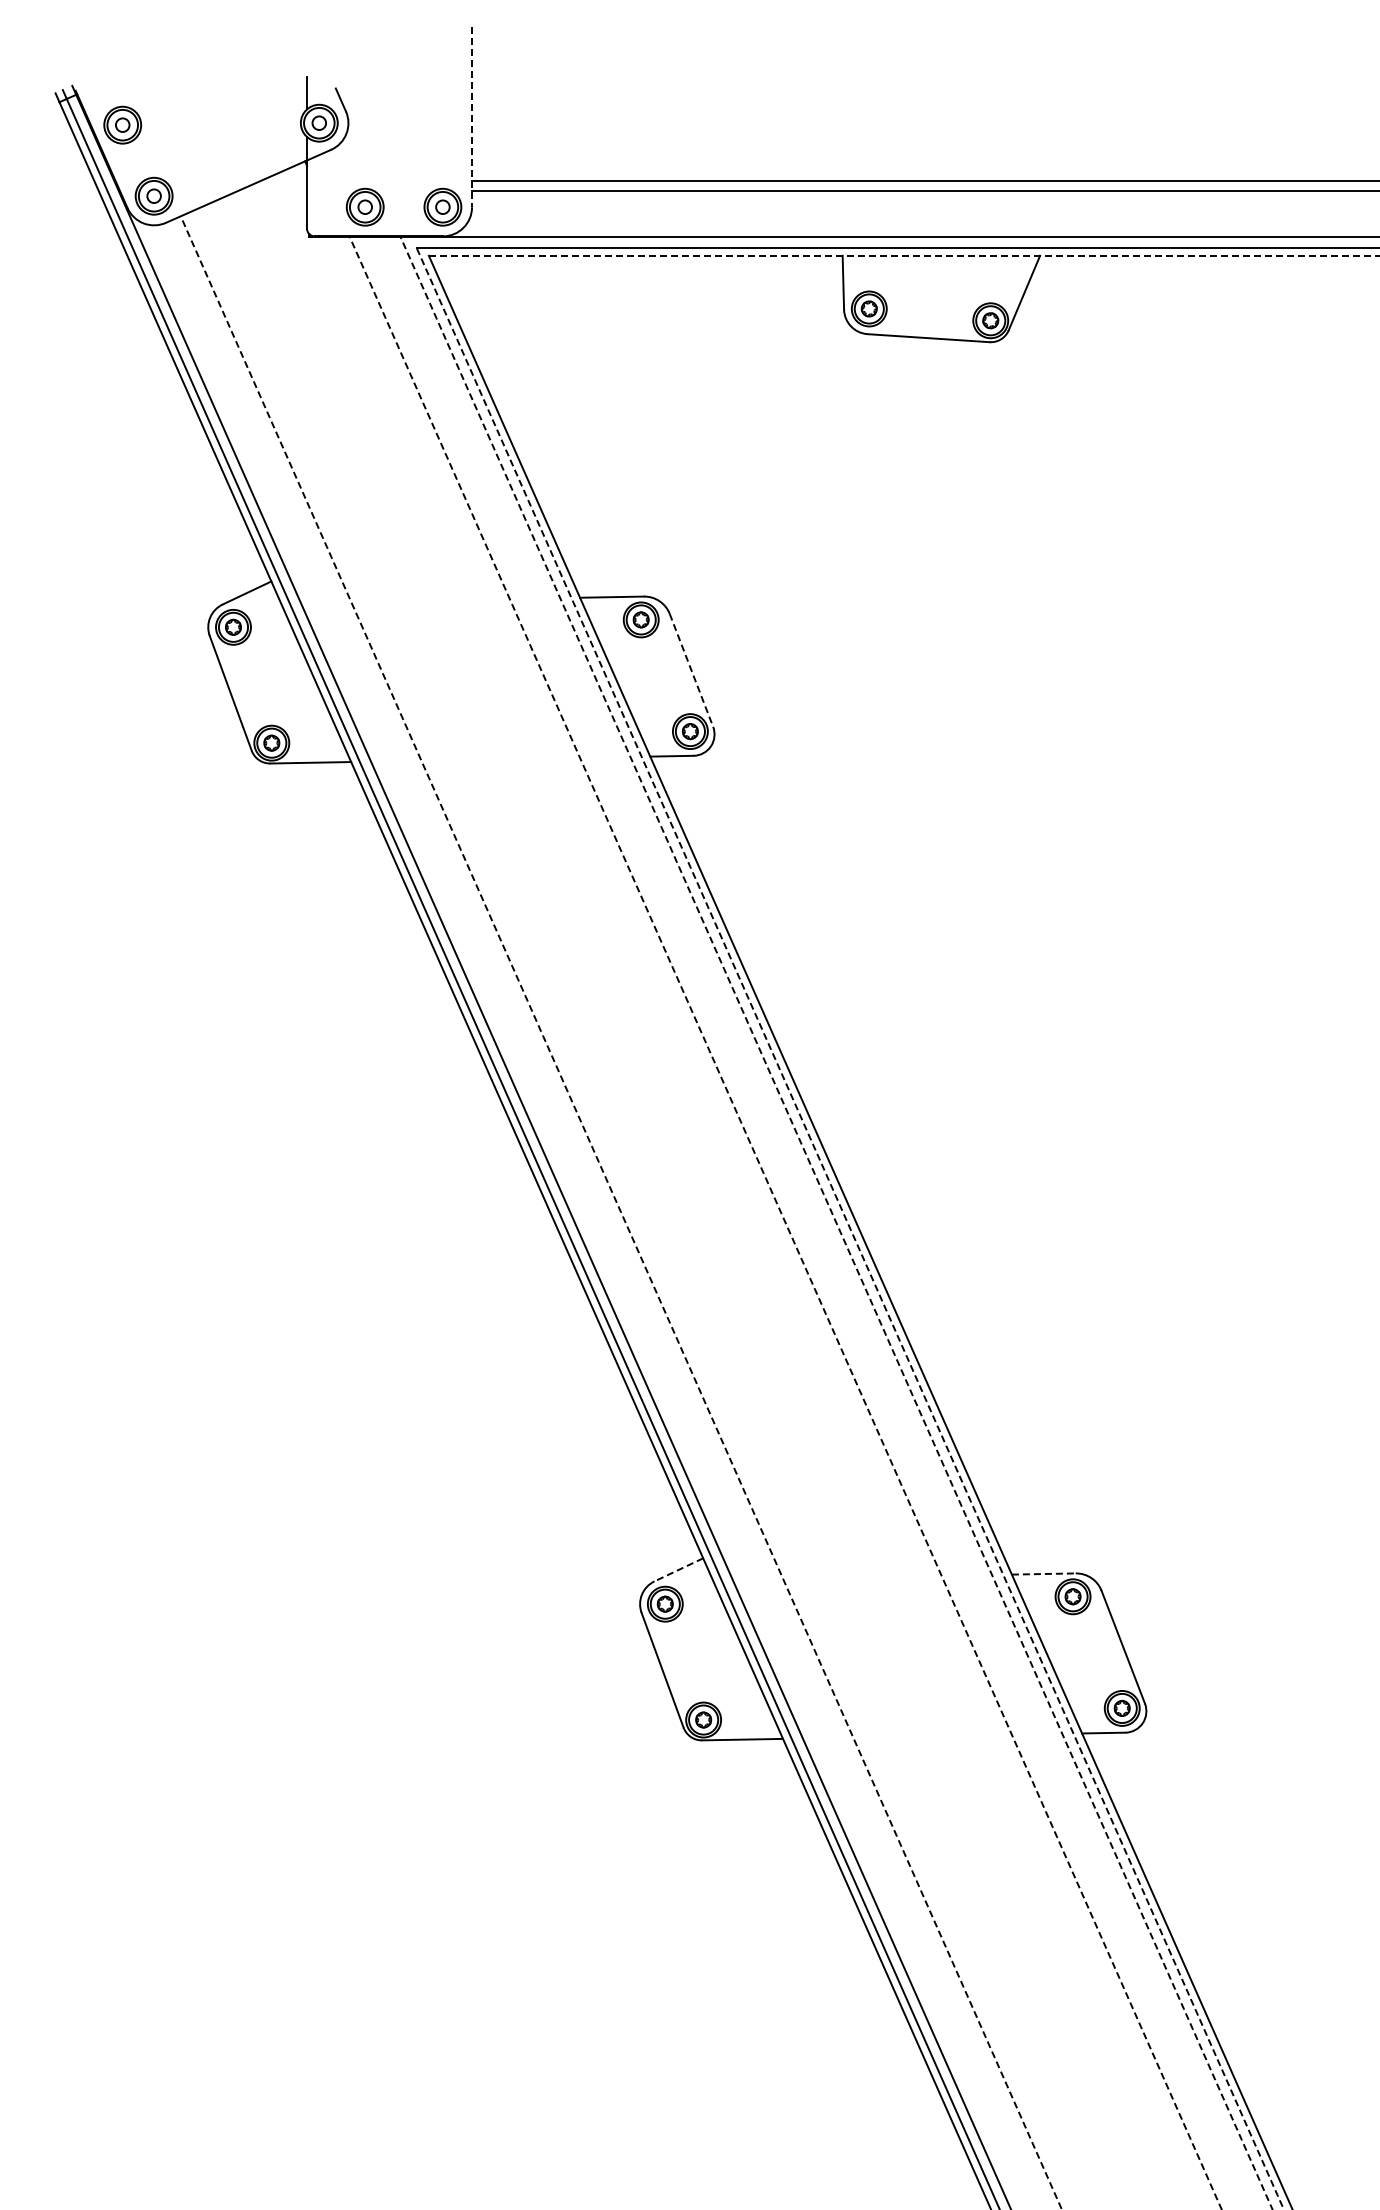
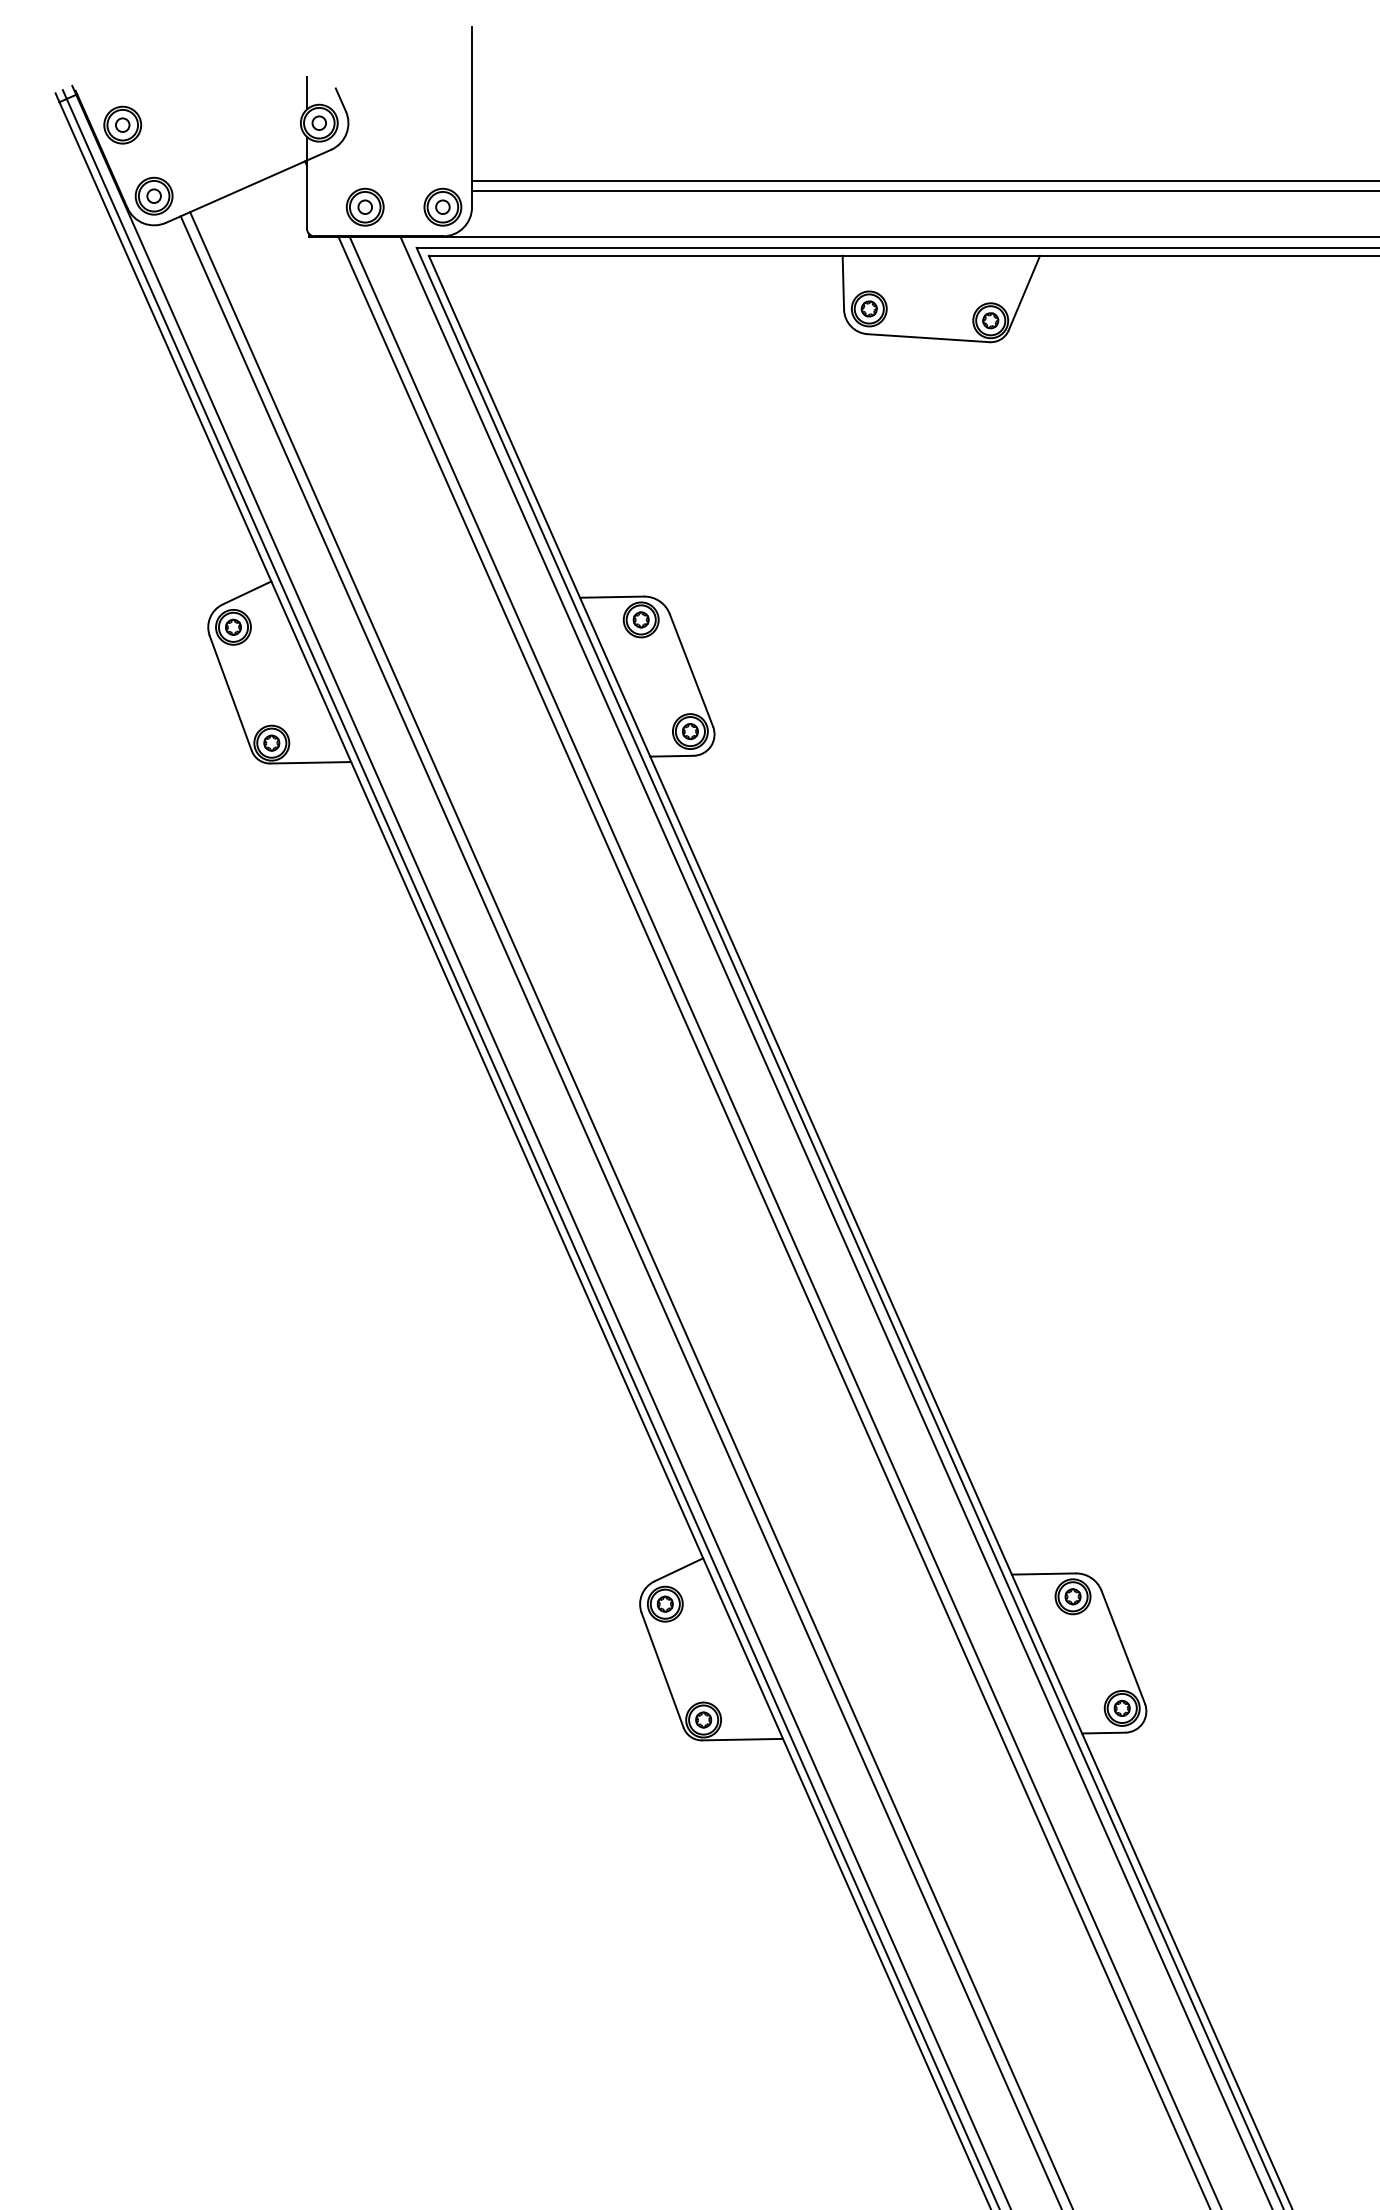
line: dashed -> solid (472, 117)
line: dashed -> solid (904, 255)
line: dashed -> solid (691, 670)
line: none -> present (630, 1209)
line: dashed -> solid (621, 1213)
line: none -> present (773, 1221)
line: dashed -> solid (785, 1222)
line: dashed -> solid (836, 1222)
line: dashed -> solid (850, 1228)
line: dashed -> solid (678, 1569)
line: dashed -> solid (1043, 1574)
